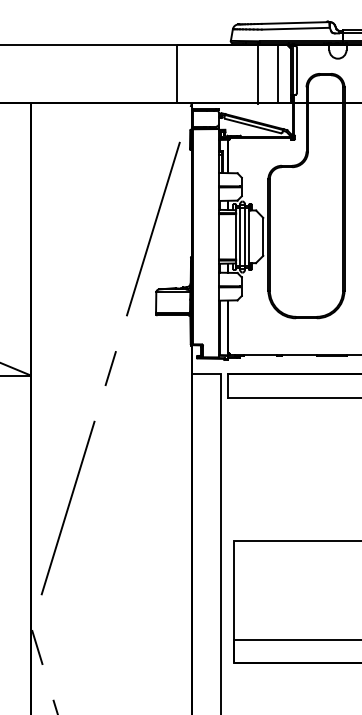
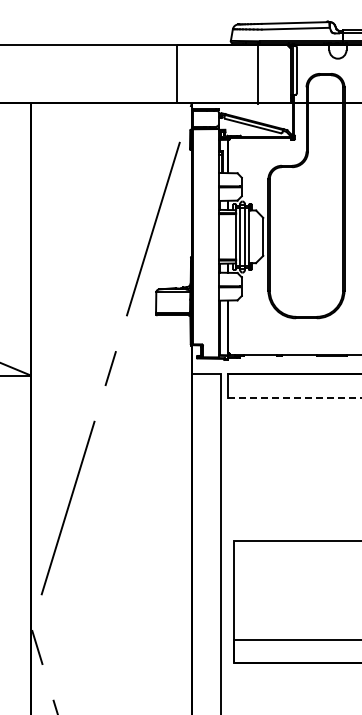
line: present -> none (277, 73)
line: solid -> dashed (295, 397)
